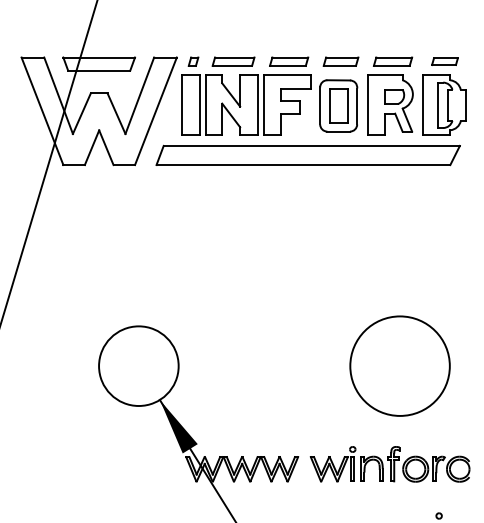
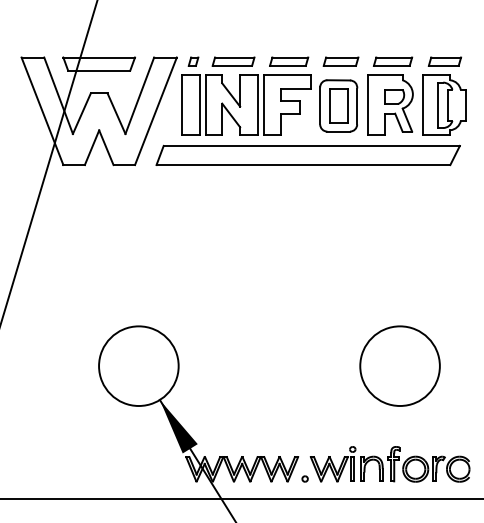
part size: 28x9 px -> 36x11 px (444, 61)
circle diameter: 100 px -> 80 px (399, 365)
line: none -> present (241, 498)
part position: (438, 515) -> (304, 478) (304, 478)
